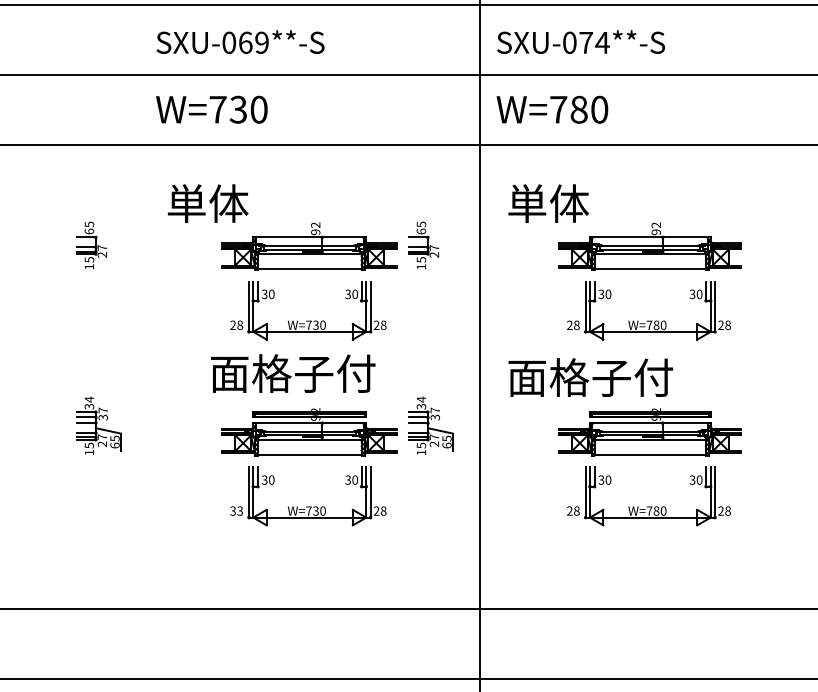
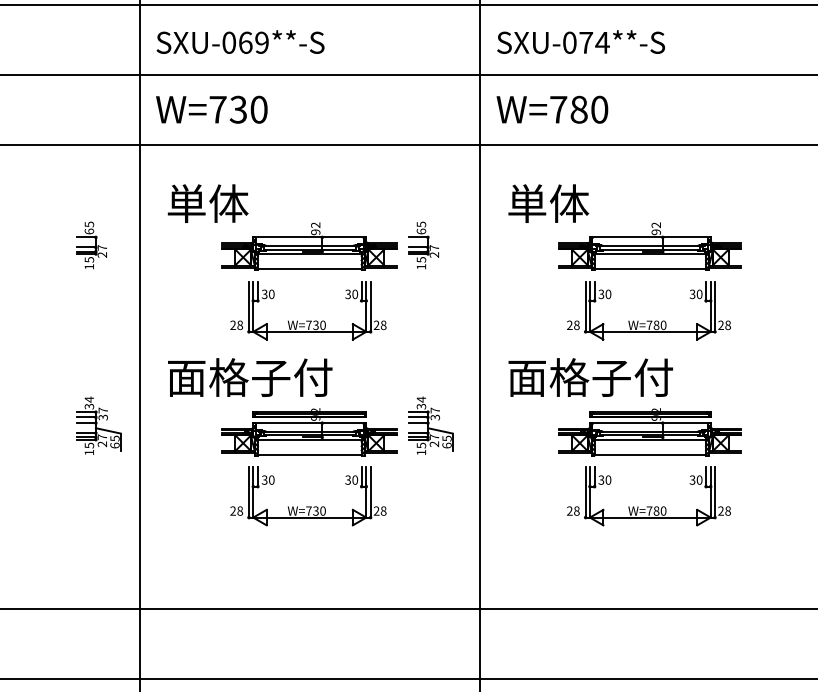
line: none -> present (139, 345)
text position: (293, 373) -> (250, 377) (250, 377)
text: 33 -> 28 (236, 510)
